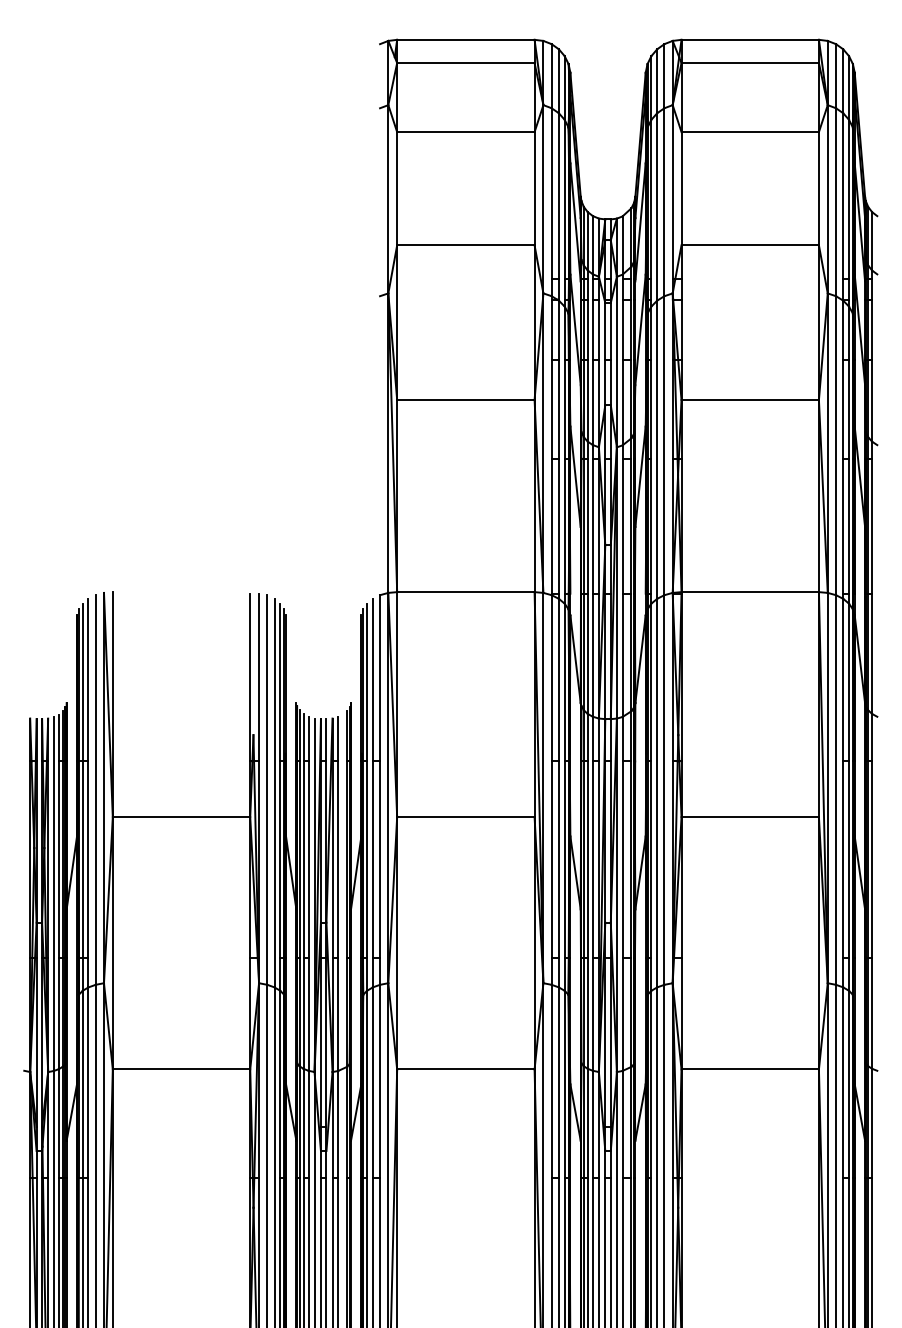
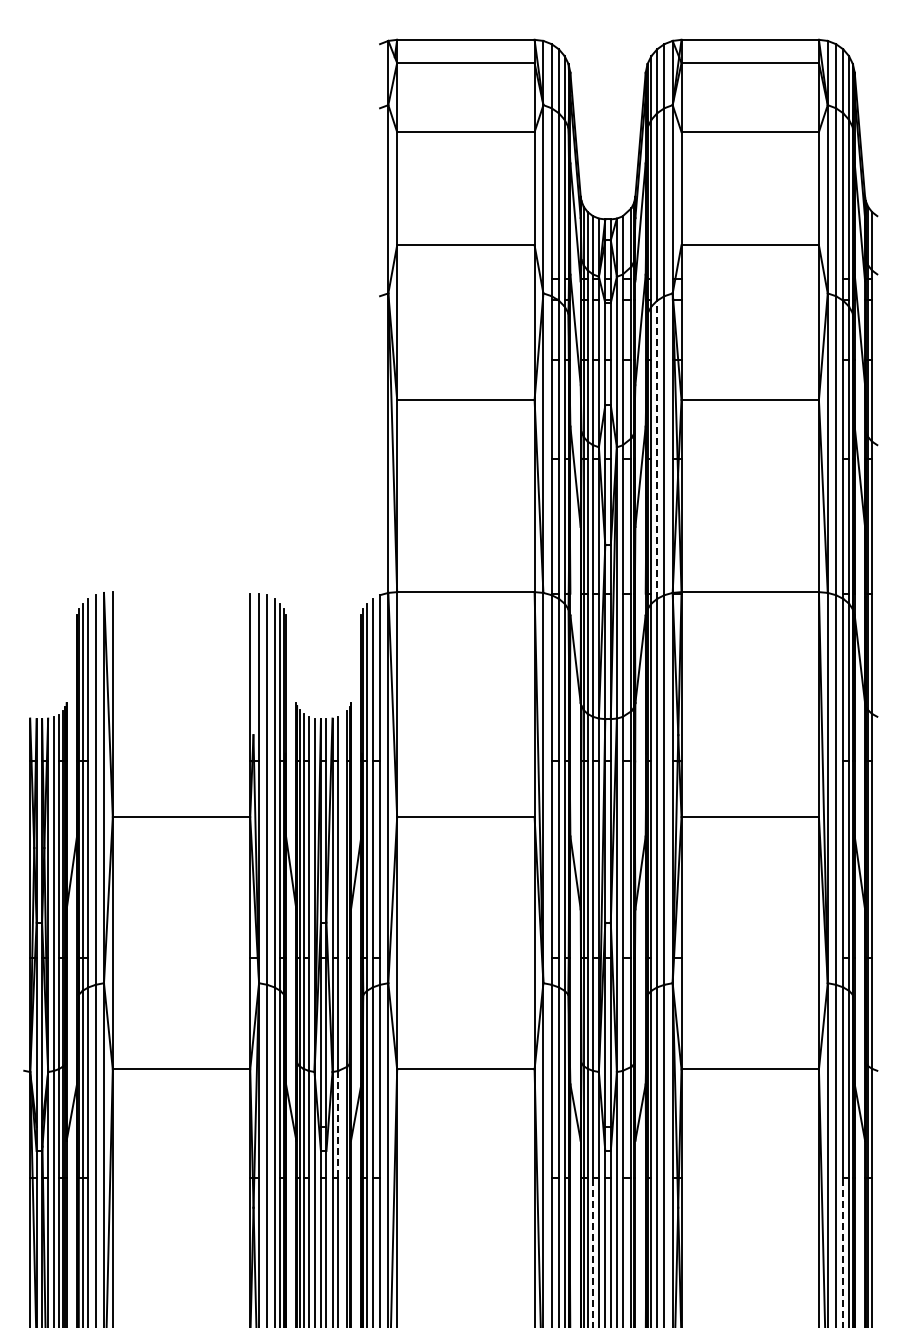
line: solid -> dashed (657, 449)
line: solid -> dashed (338, 1124)
line: solid -> dashed (592, 1253)
line: solid -> dashed (843, 1253)
